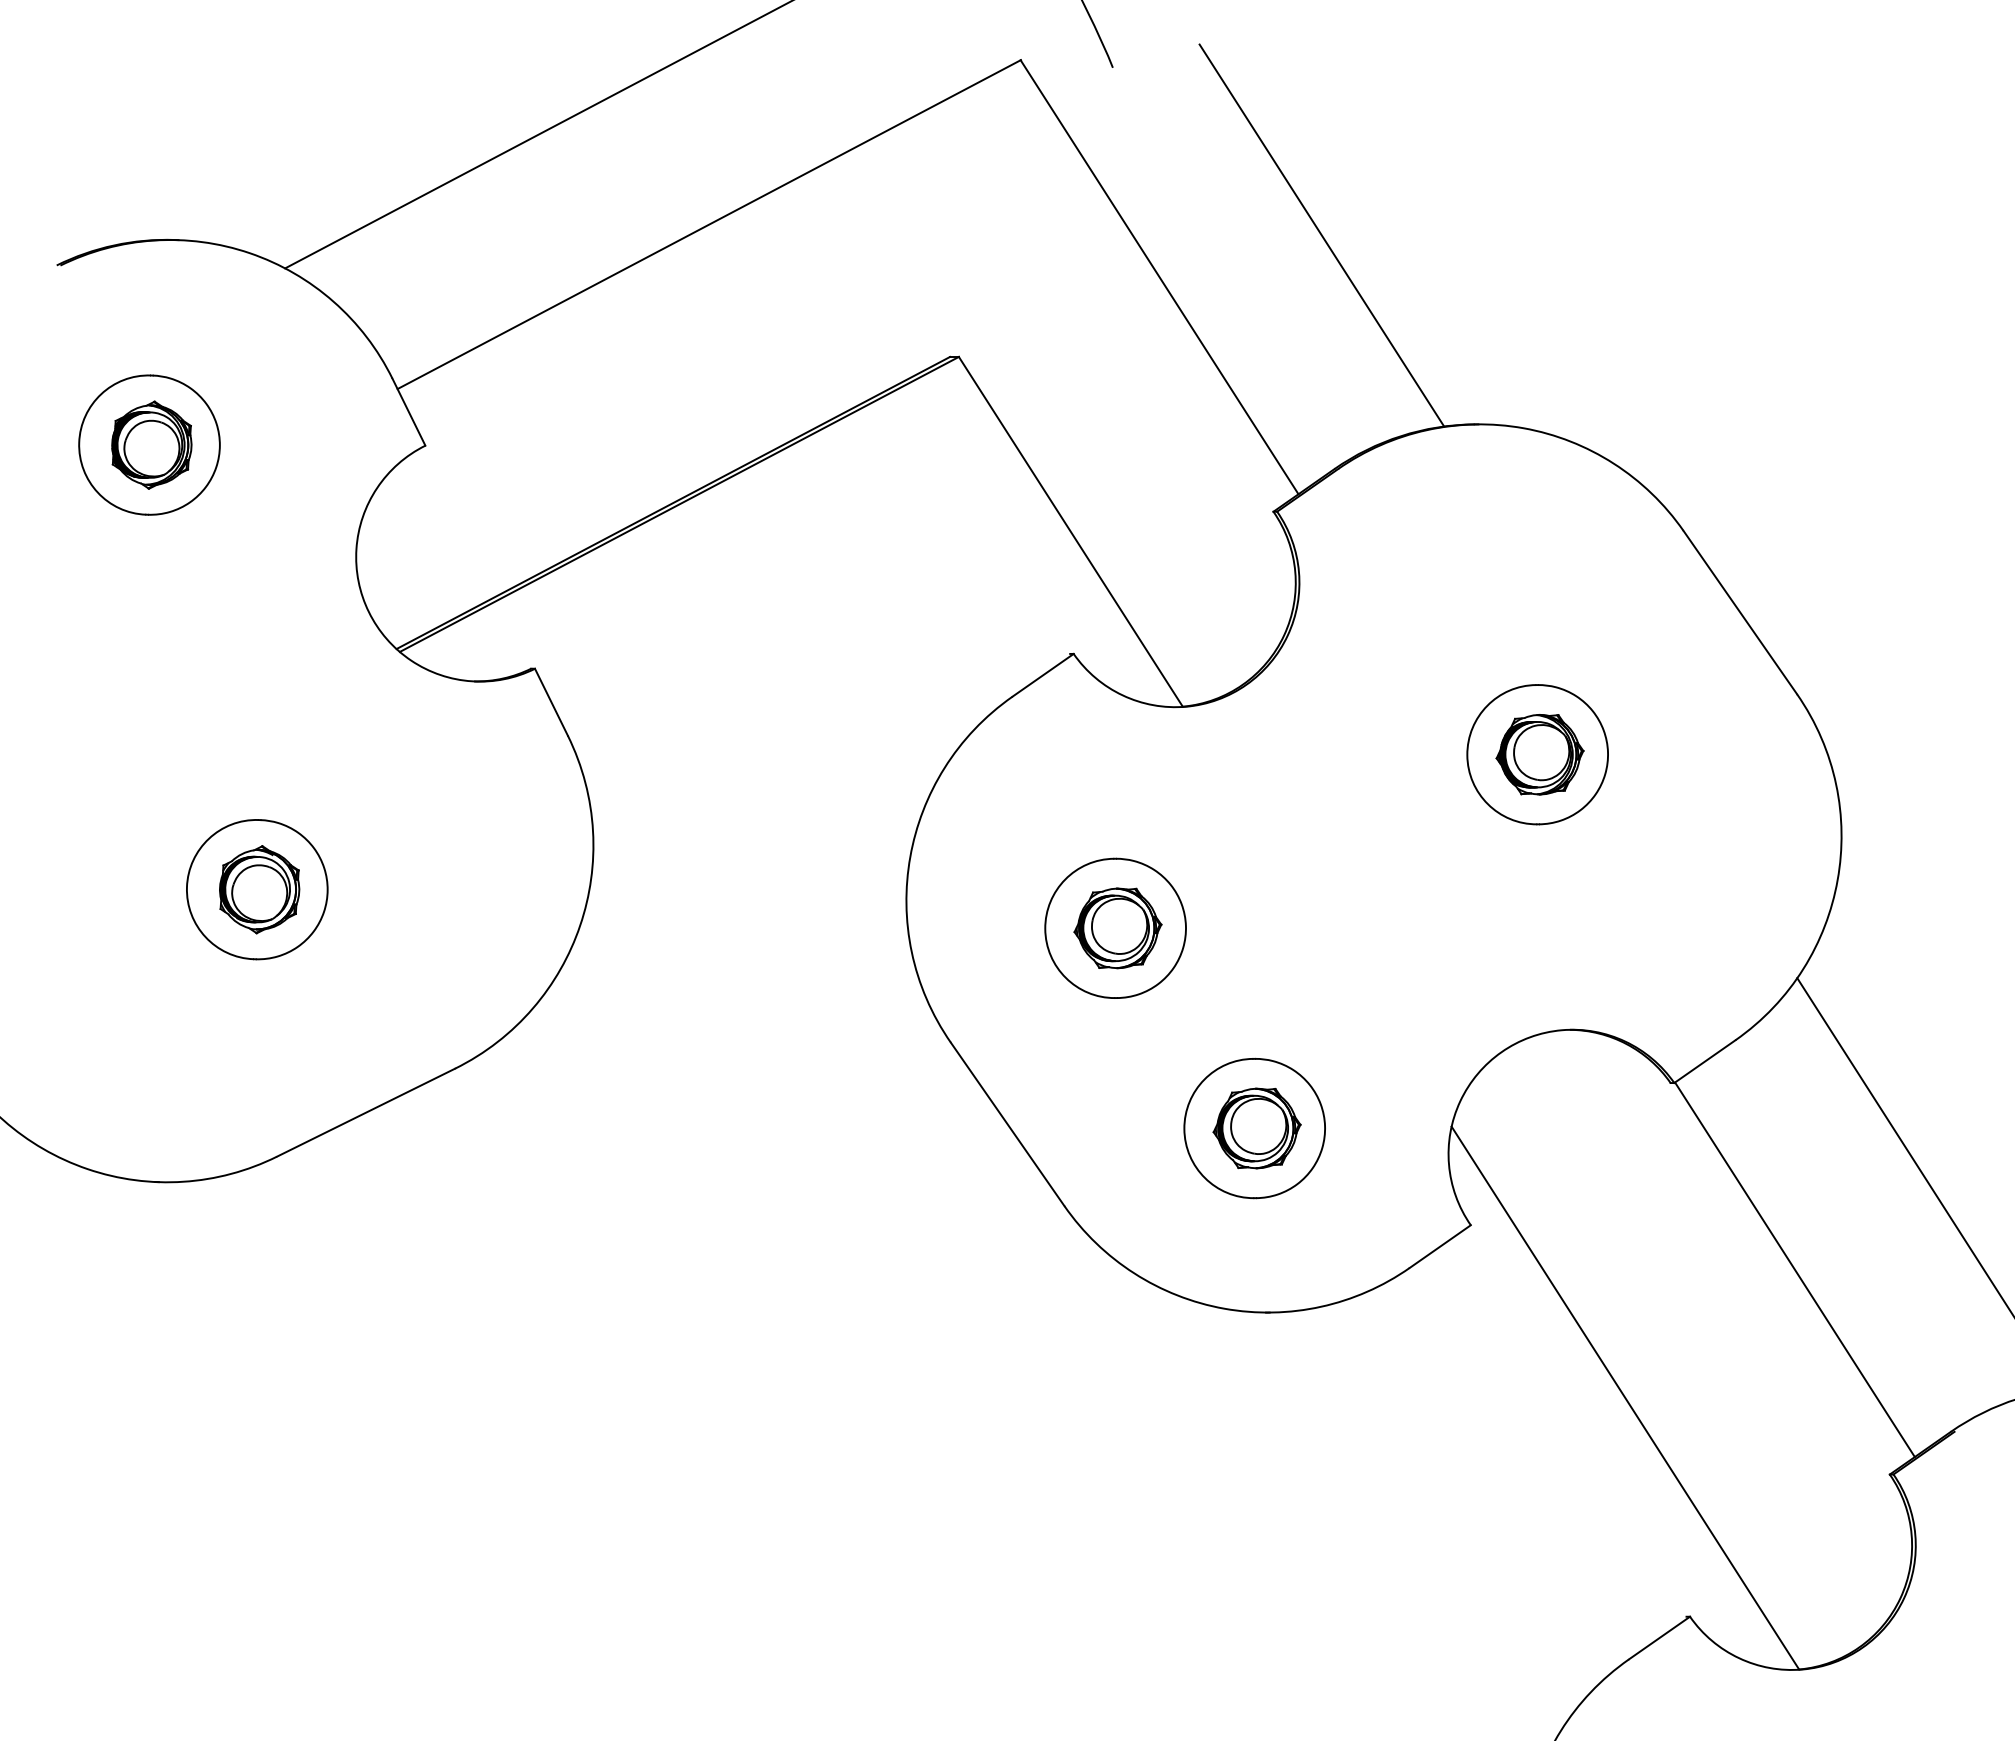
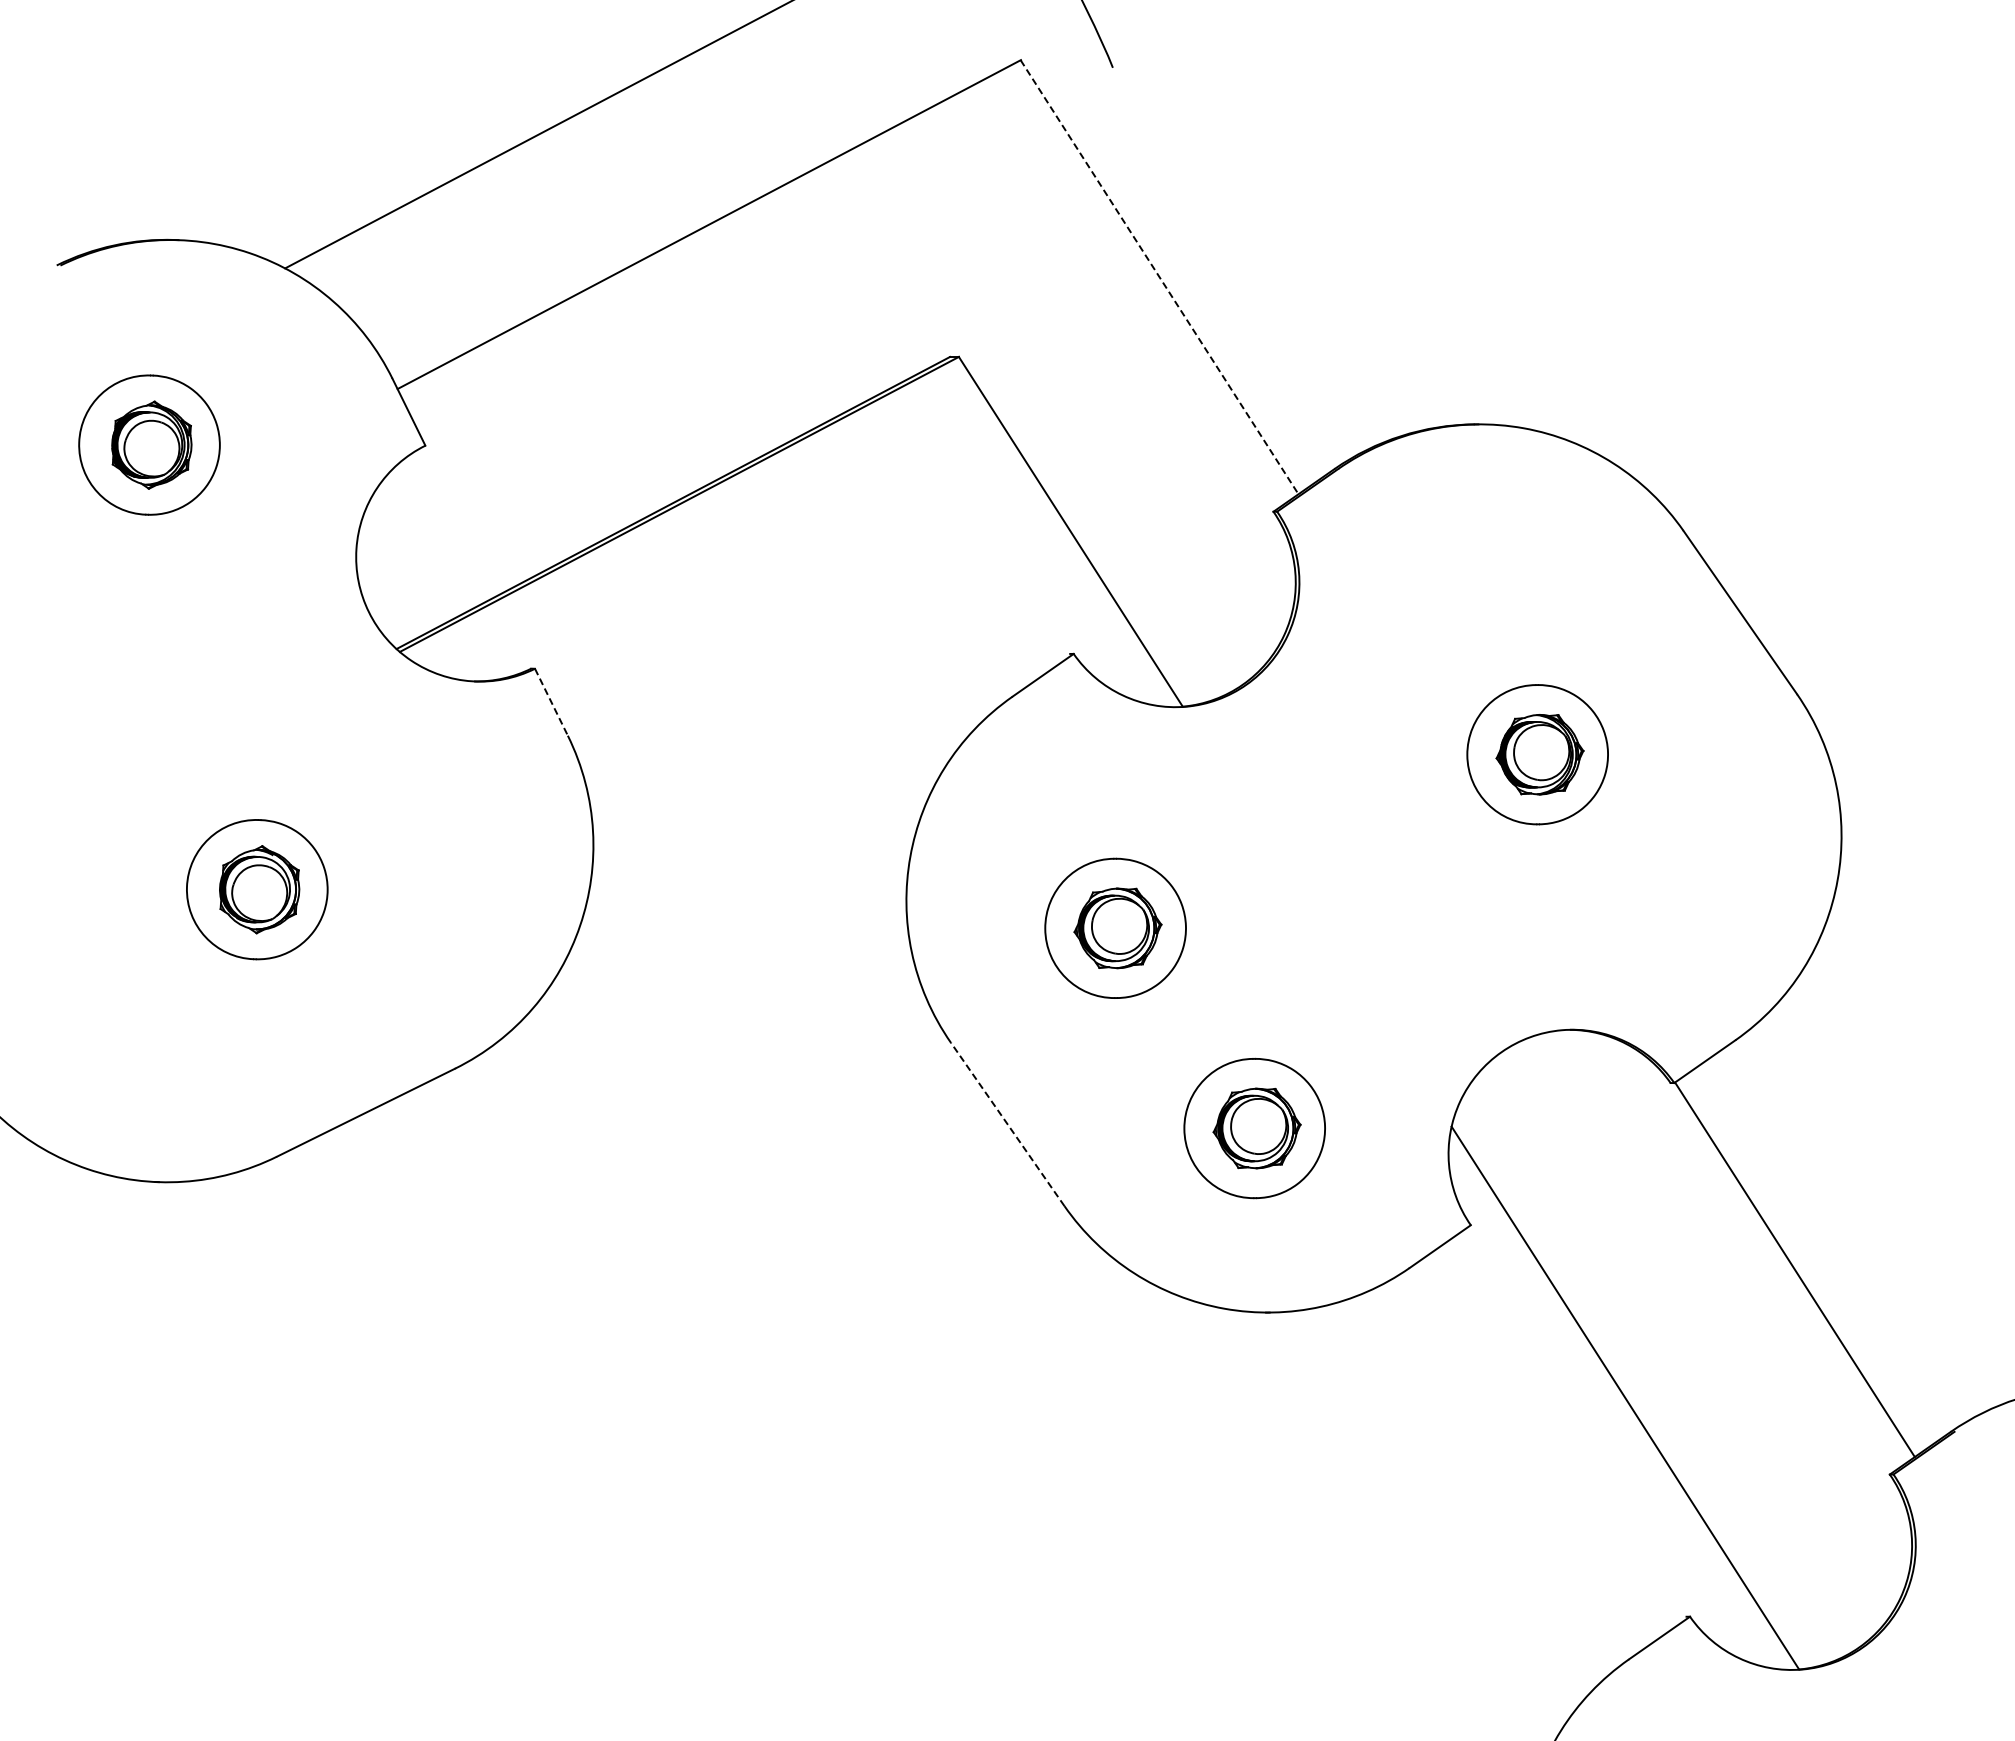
line: present -> none (1321, 235)
line: solid -> dashed (1159, 277)
line: solid -> dashed (551, 702)
line: solid -> dashed (1007, 1124)
line: present -> none (1904, 1145)
